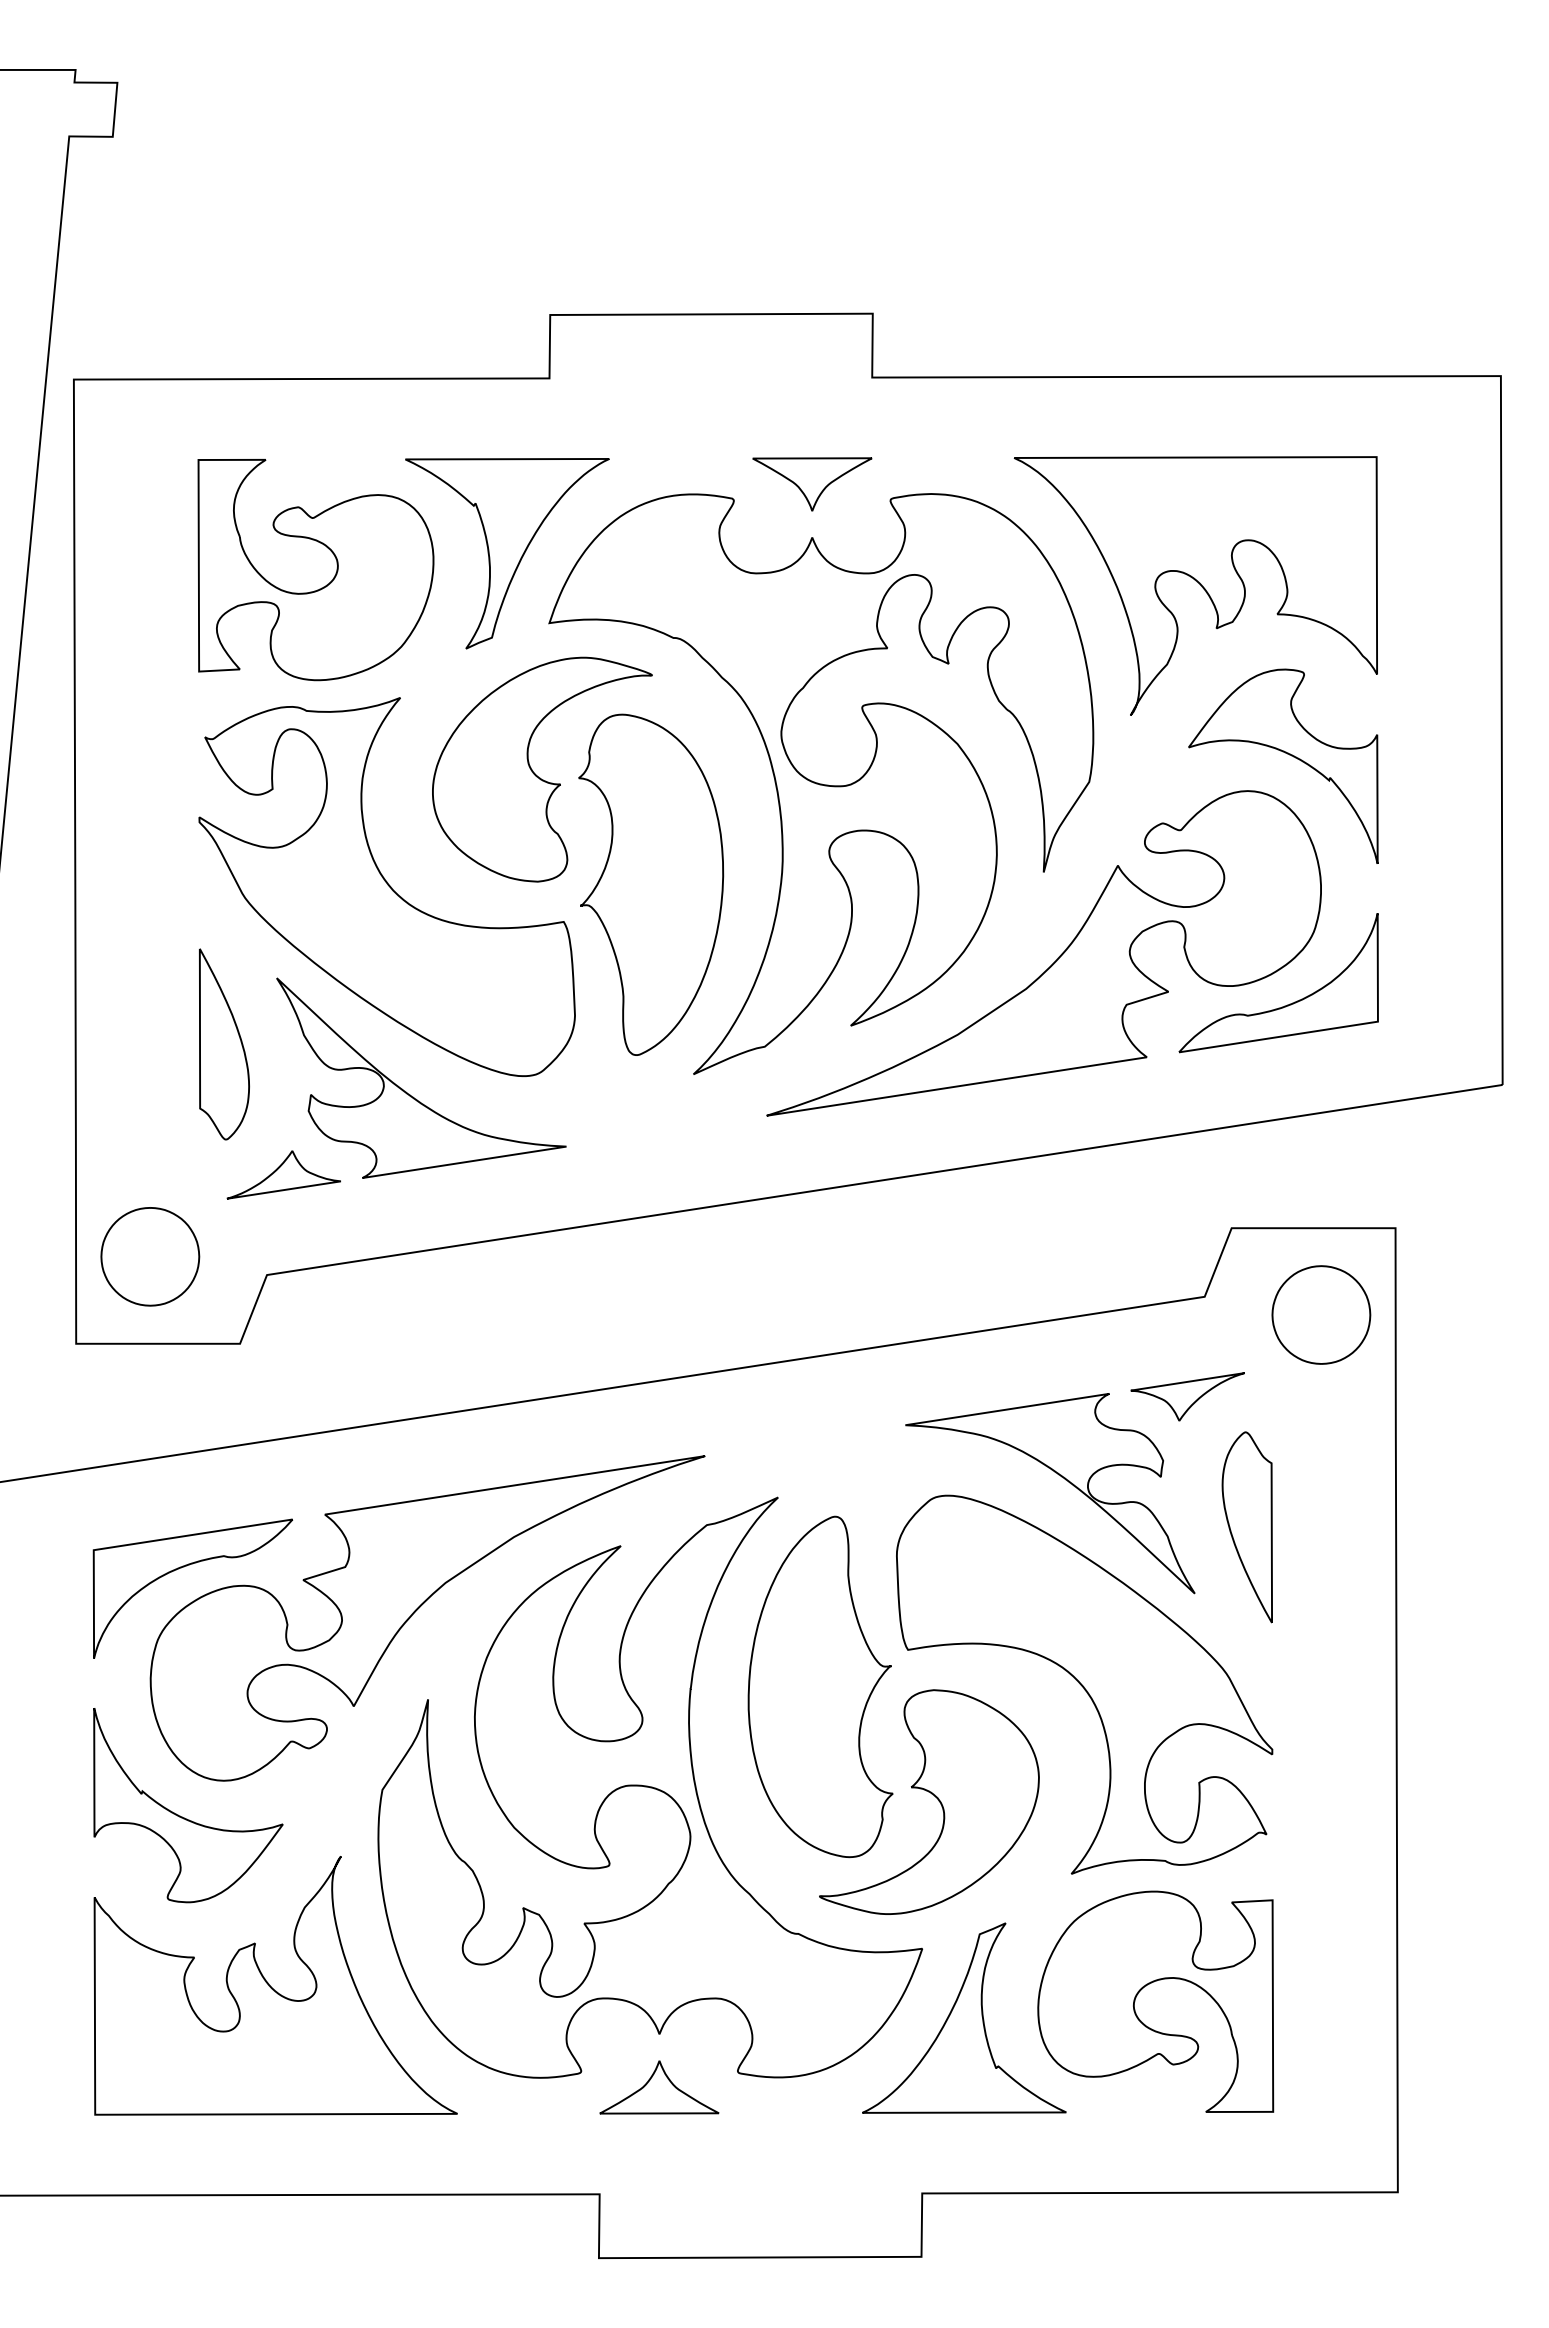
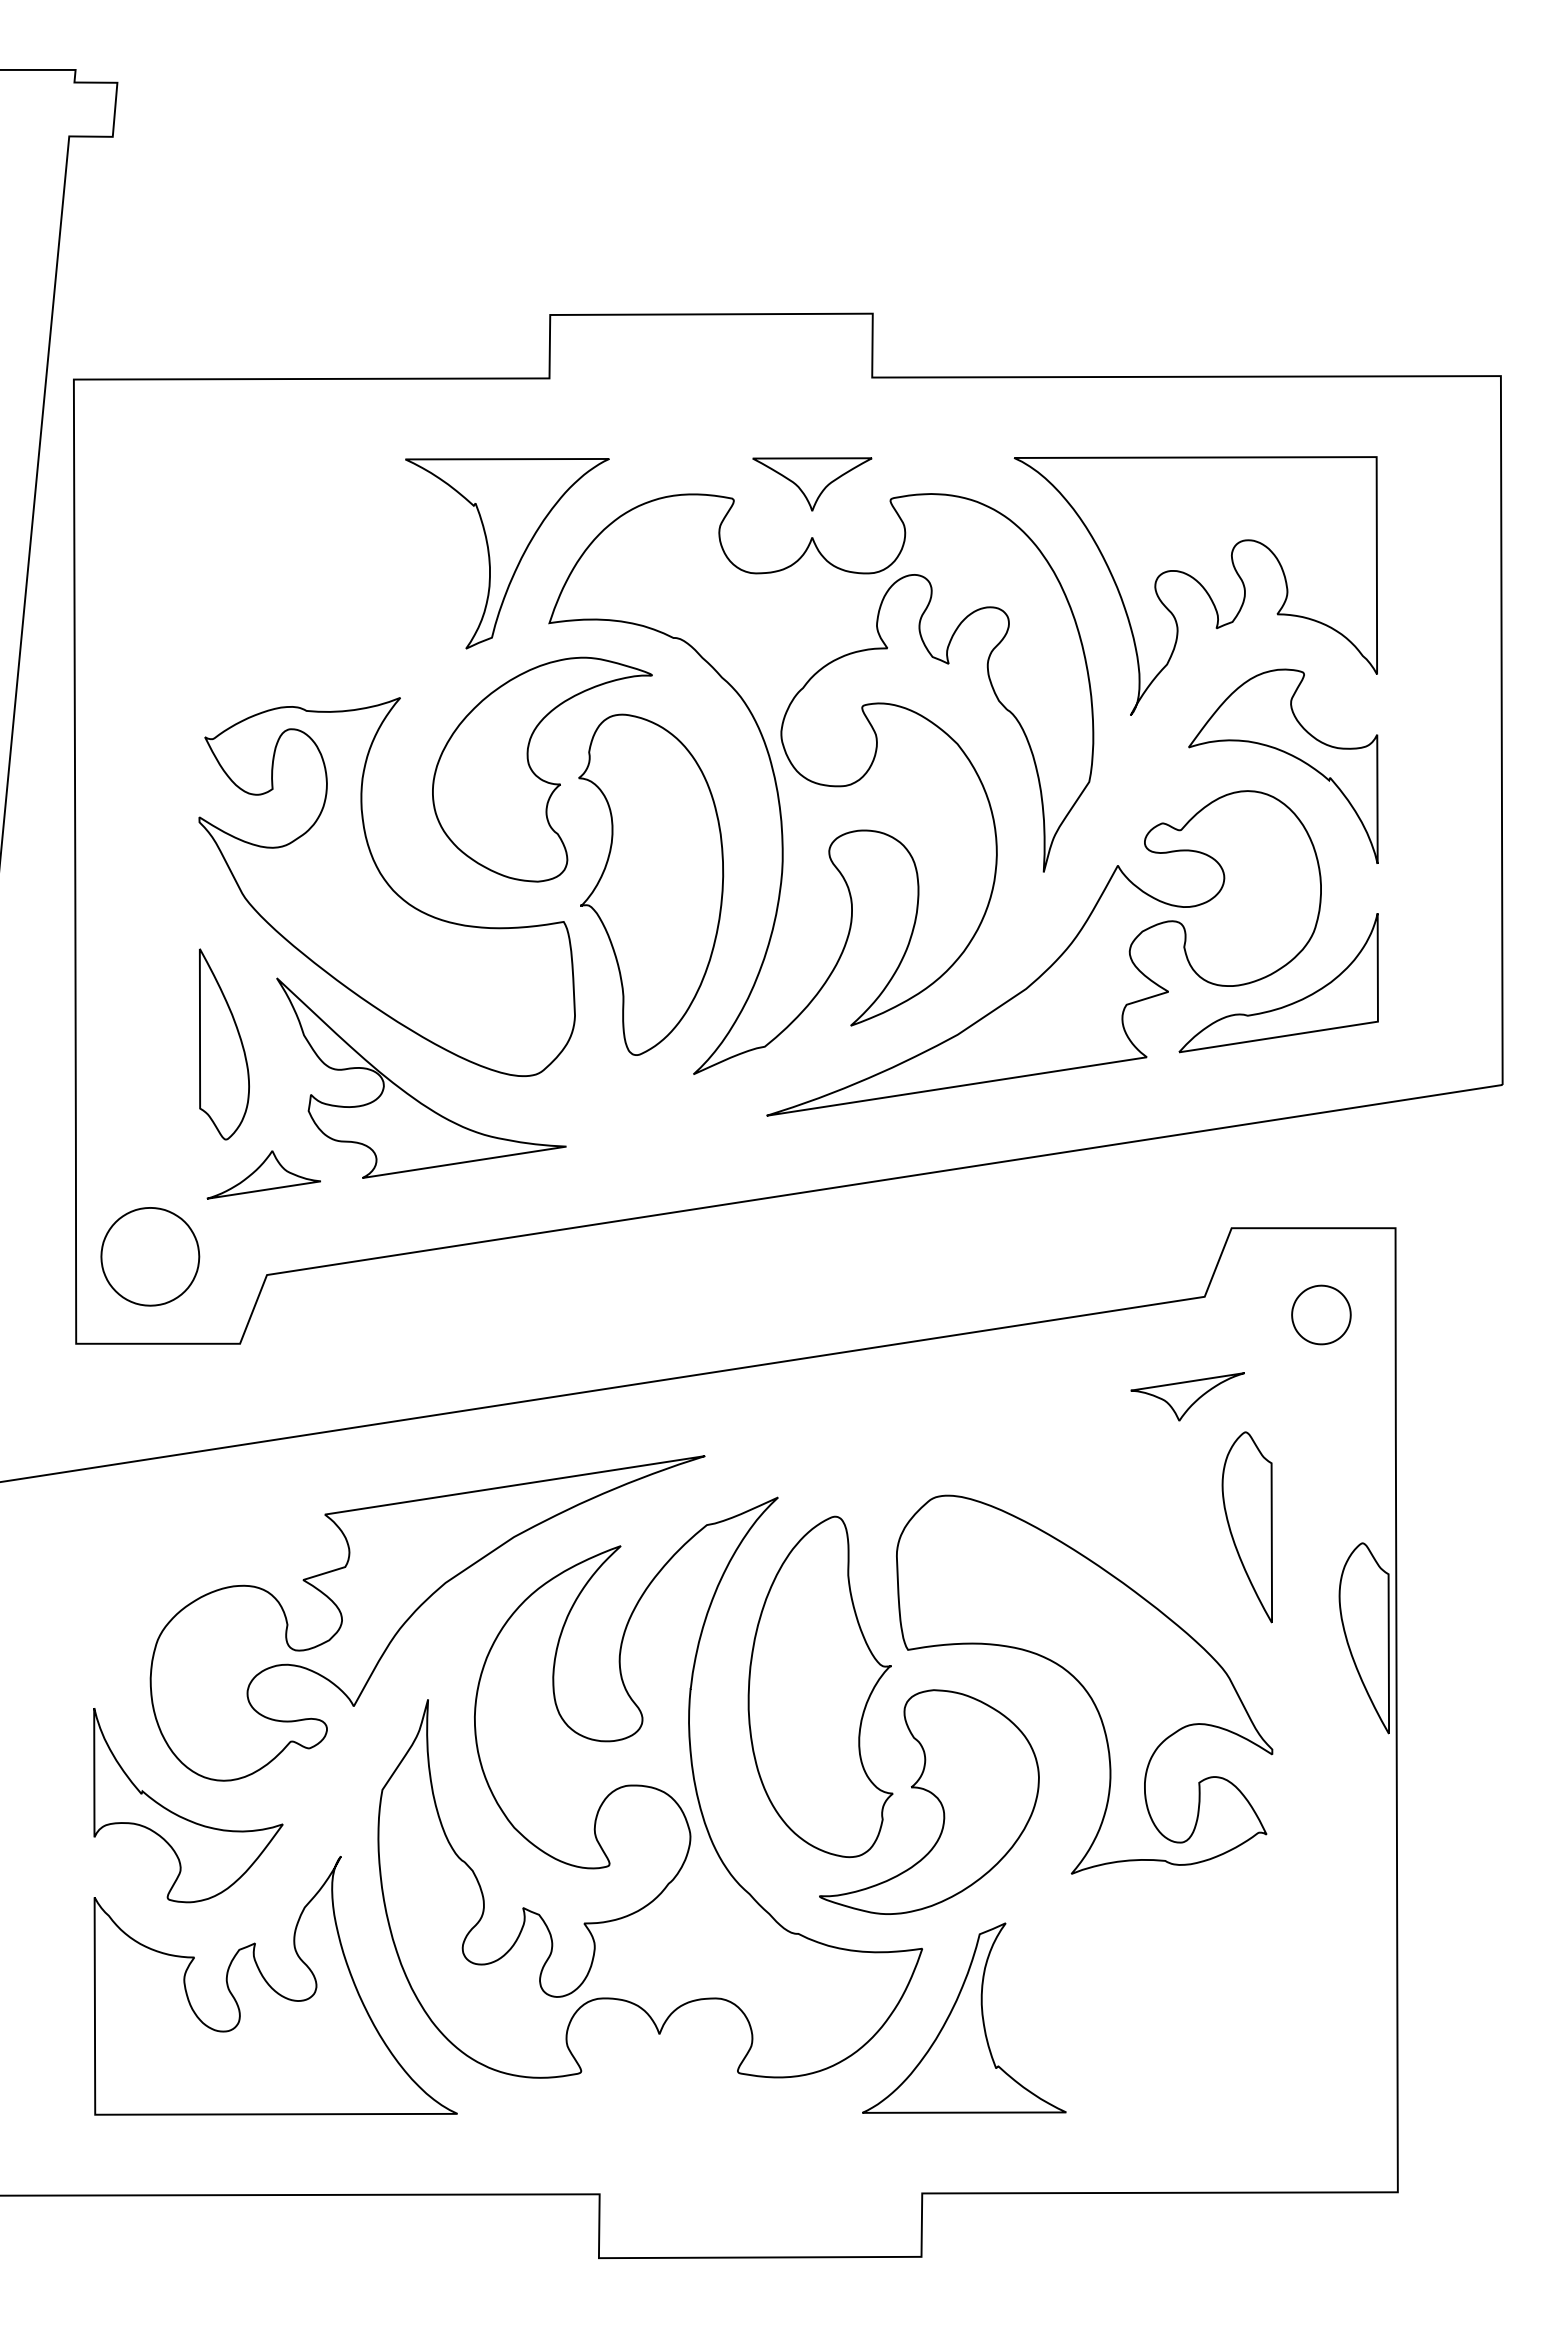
part: present -> none (326, 584)
part position: (283, 1174) -> (263, 1174) (263, 1174)
part size: 101x100 px -> 61x62 px (1321, 1314)
part: present -> none (1061, 1477)
part: present -> none (184, 1567)
part: none -> present (1363, 1638)
part: present -> none (1146, 1986)
part: present -> none (659, 2087)
